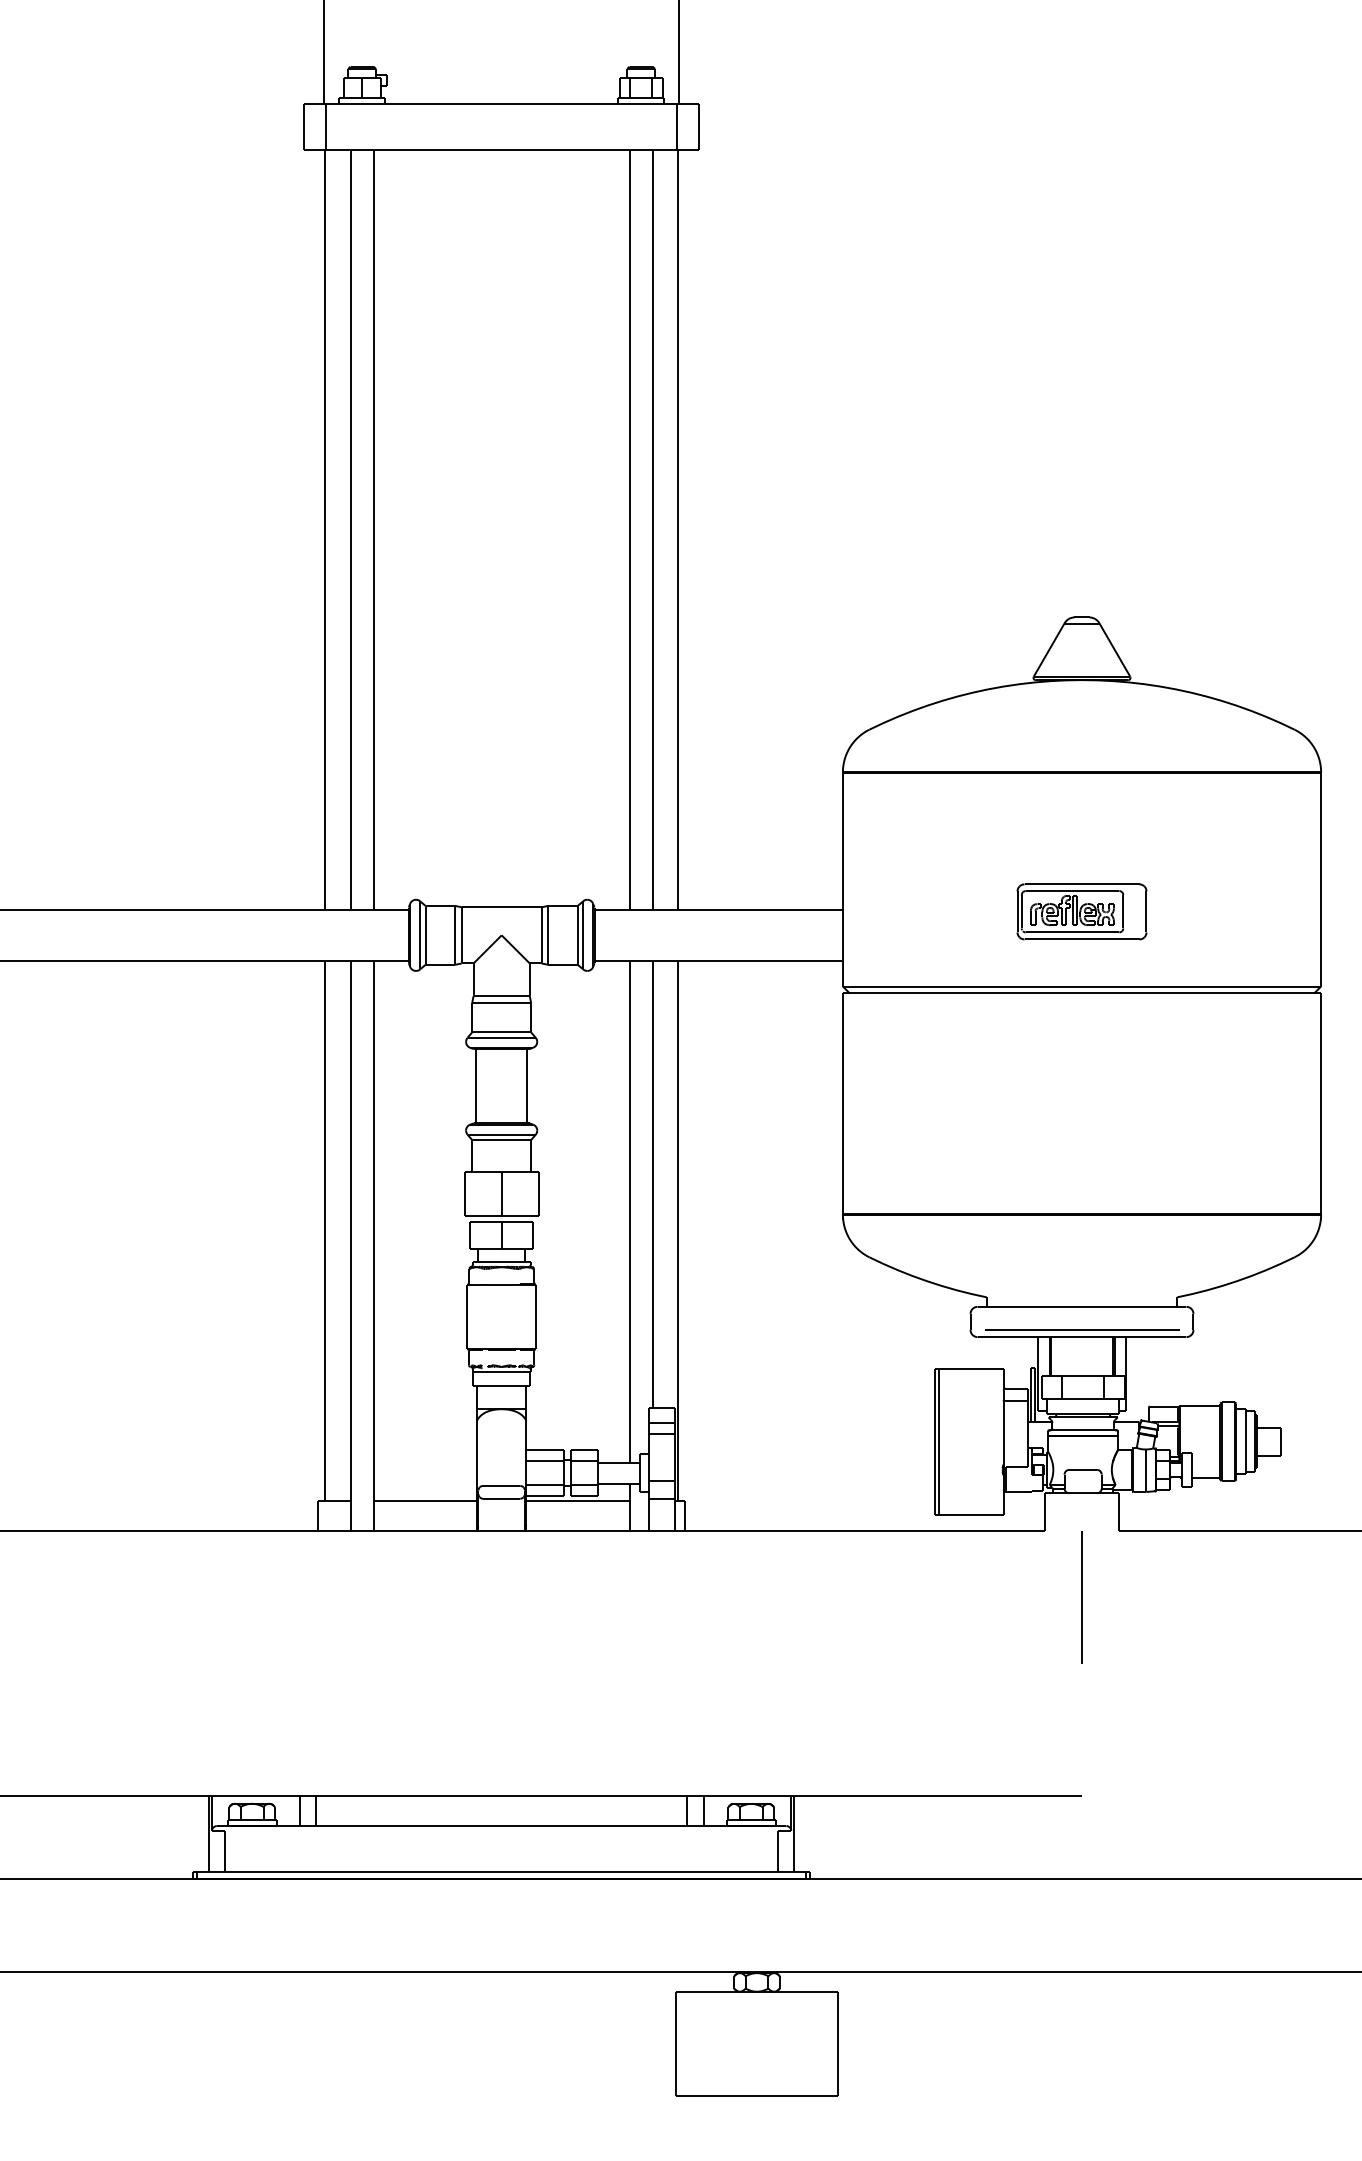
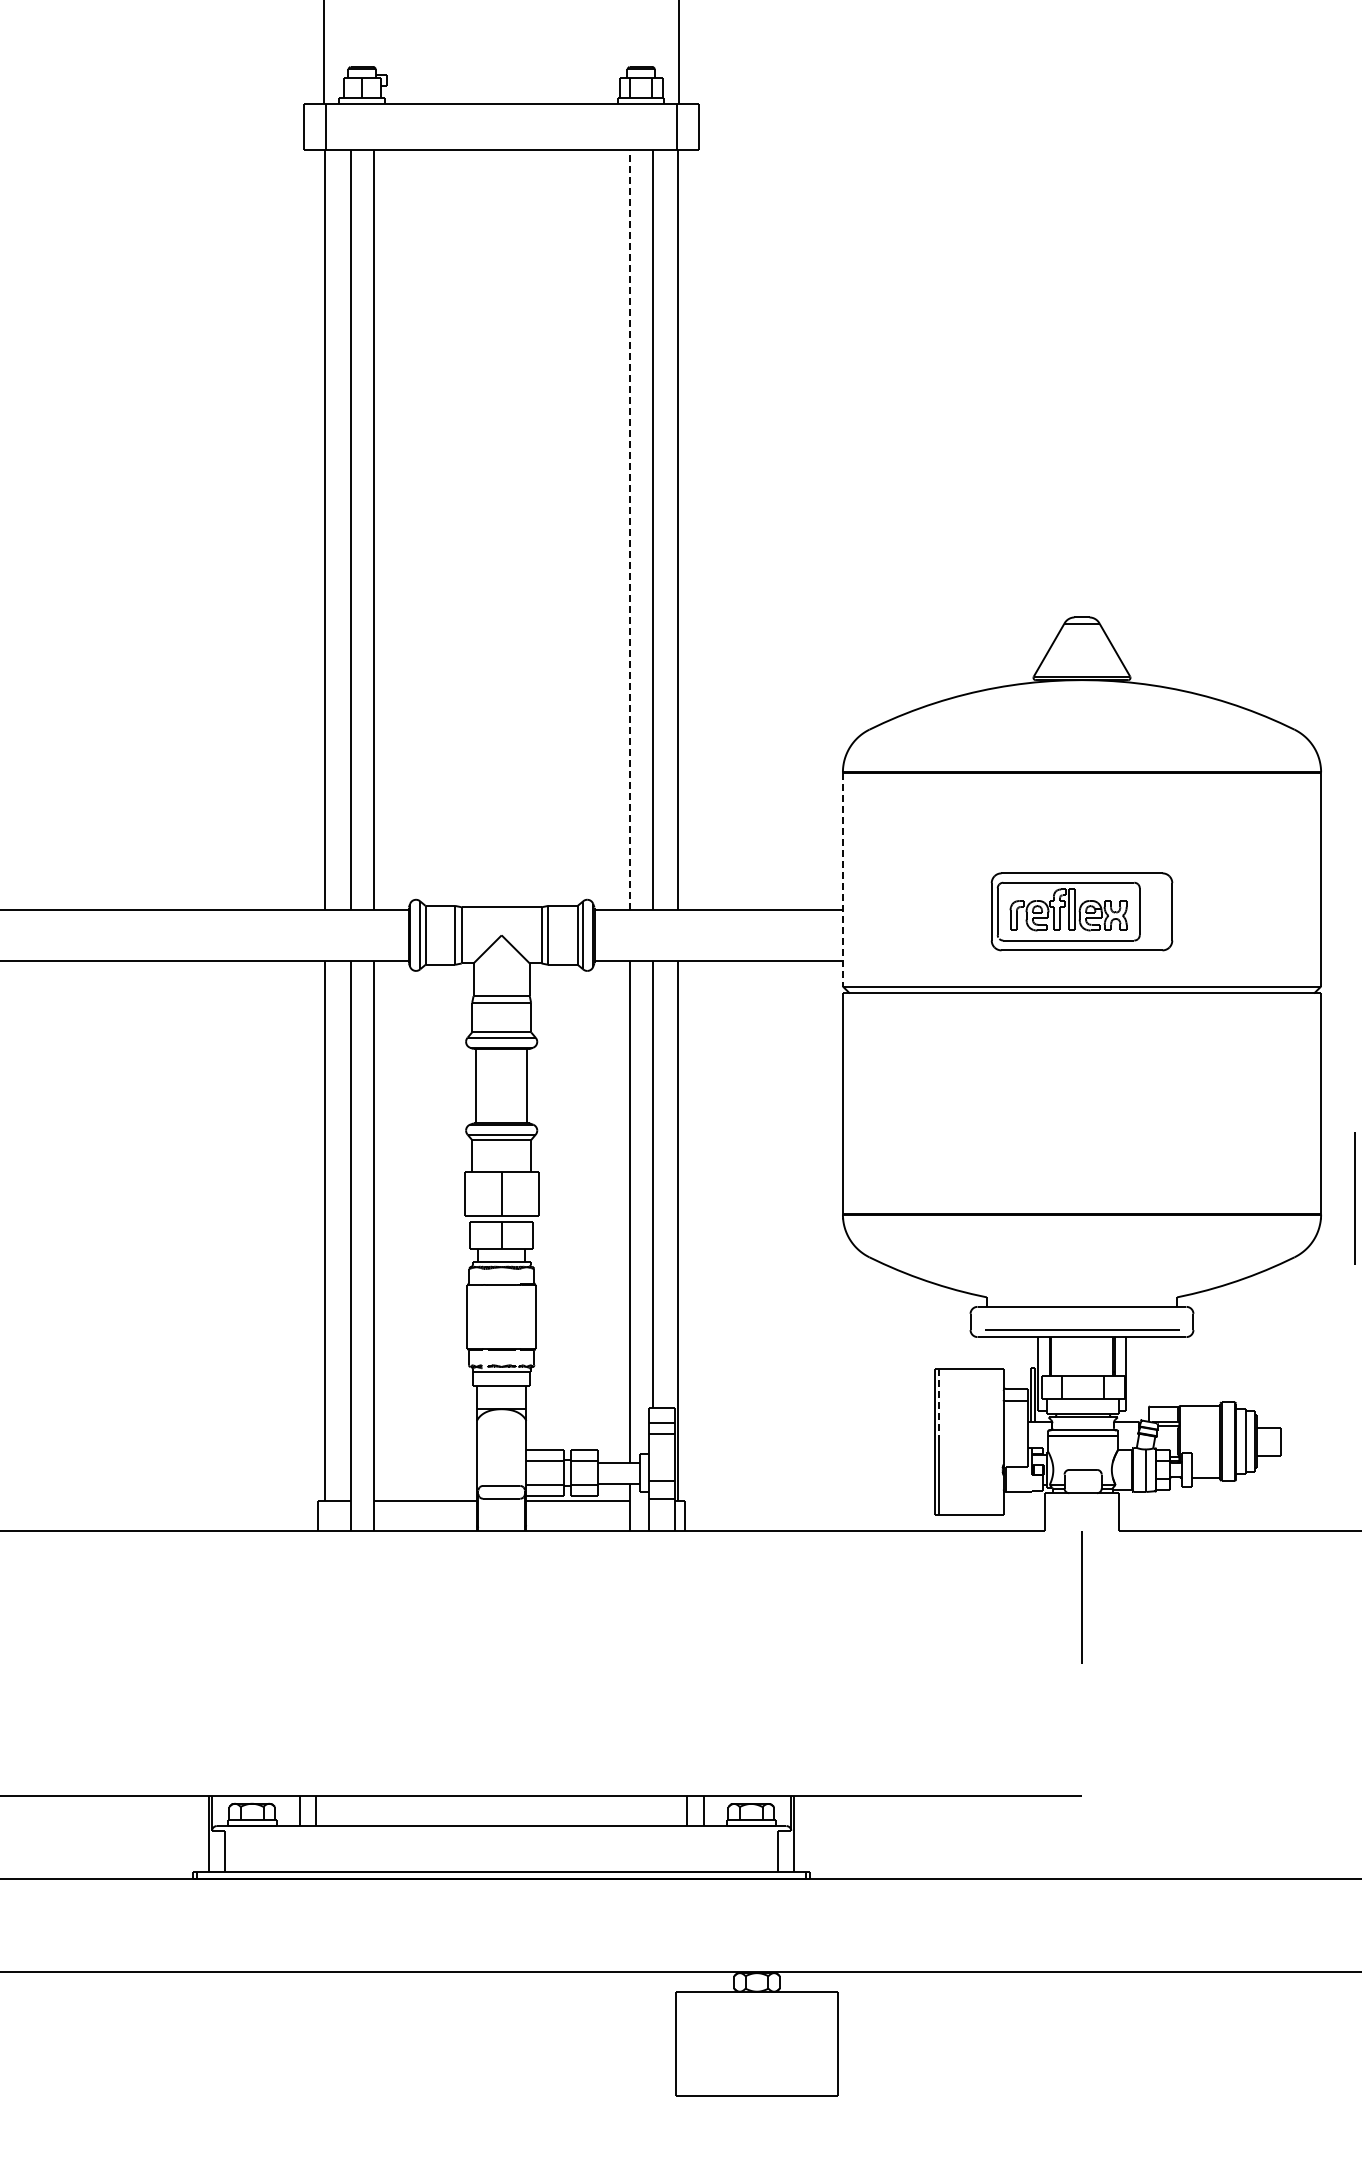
line: solid -> dashed (629, 529)
line: solid -> dashed (842, 879)
part size: 132x58 px -> 184x80 px (1081, 911)
line: none -> present (1354, 1198)
line: solid -> dashed (939, 1405)
